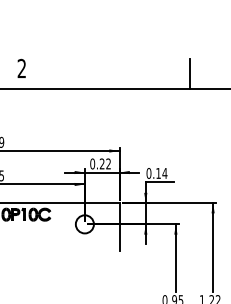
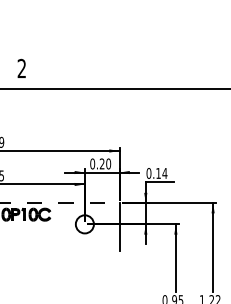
line: present -> none (189, 73)
text: 0.22 -> 0.20 (108, 163)
line: solid -> dashed (60, 203)
